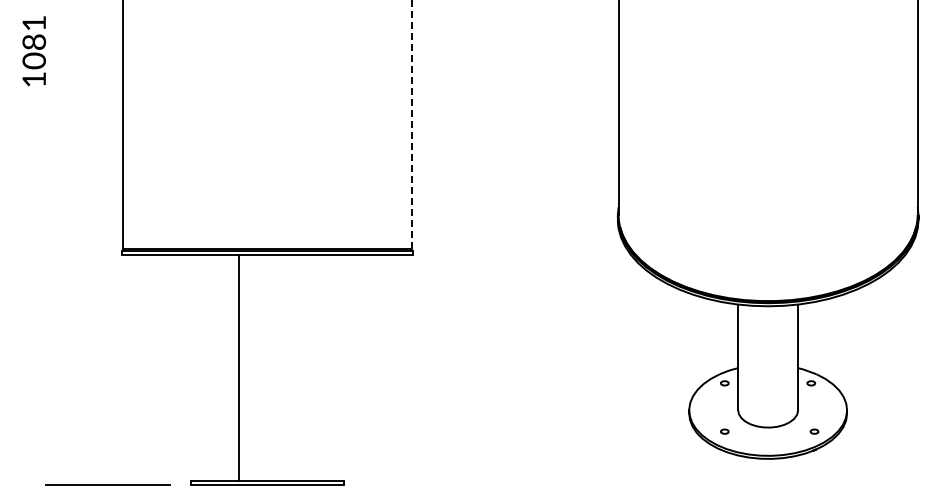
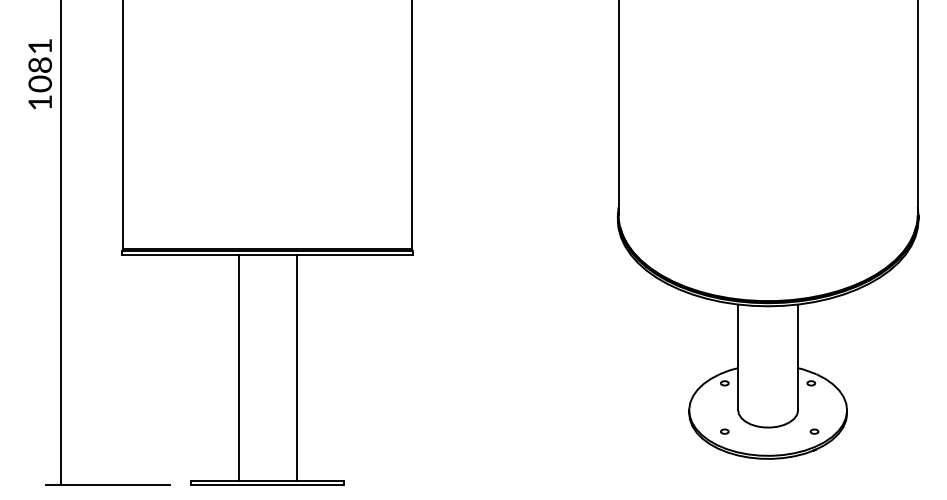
text position: (33, 51) -> (39, 74) (39, 74)
line: dashed -> solid (412, 124)
line: none -> present (61, 243)
line: none -> present (296, 367)
